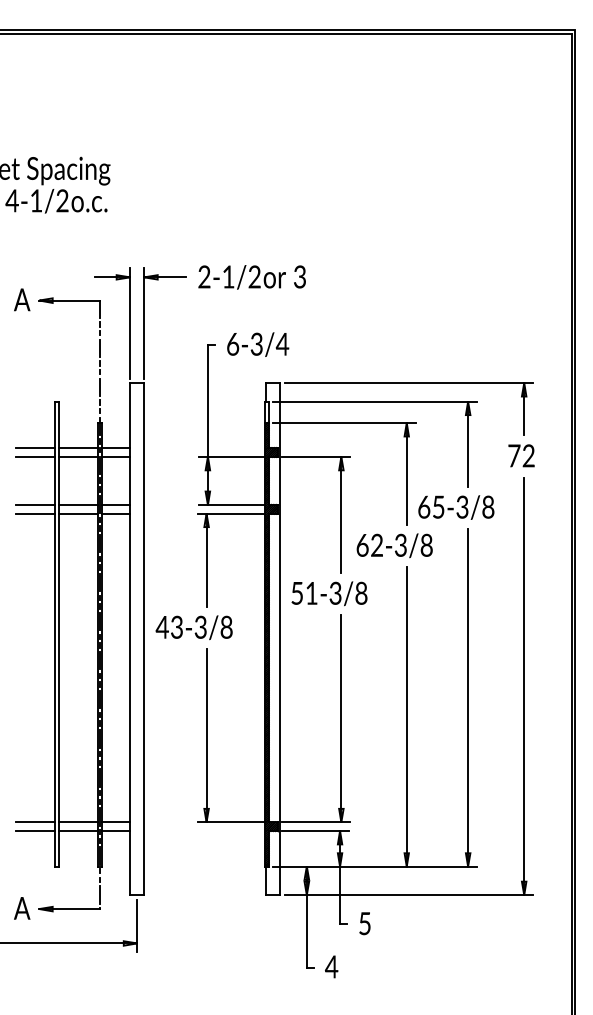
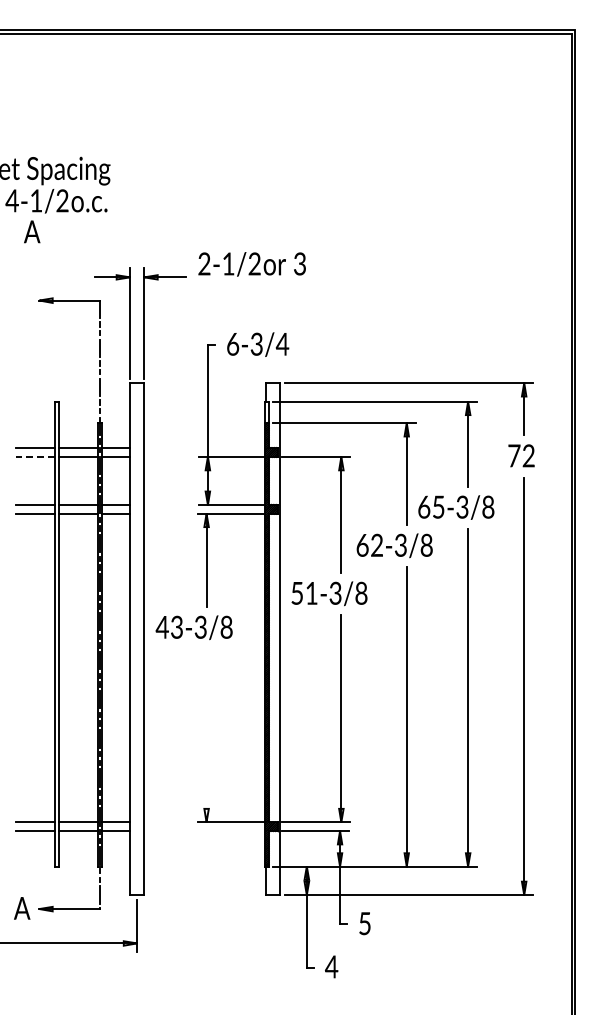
text position: (251, 277) -> (251, 264) (251, 264)
text position: (22, 299) -> (32, 231) (32, 231)
line: solid -> dashed (35, 456)
line: present -> none (206, 735)
